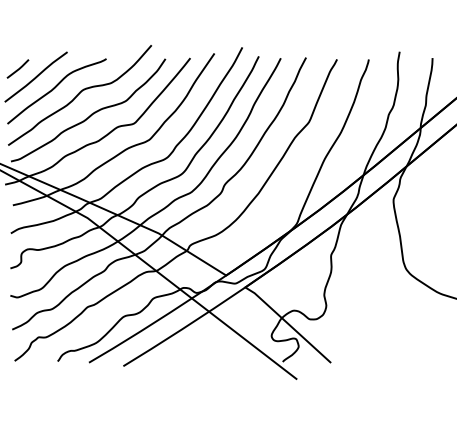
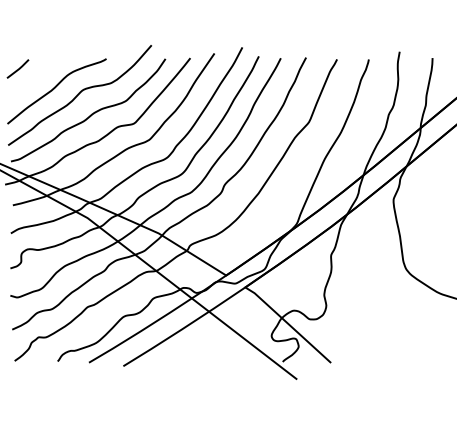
curve: present -> none (35, 76)
